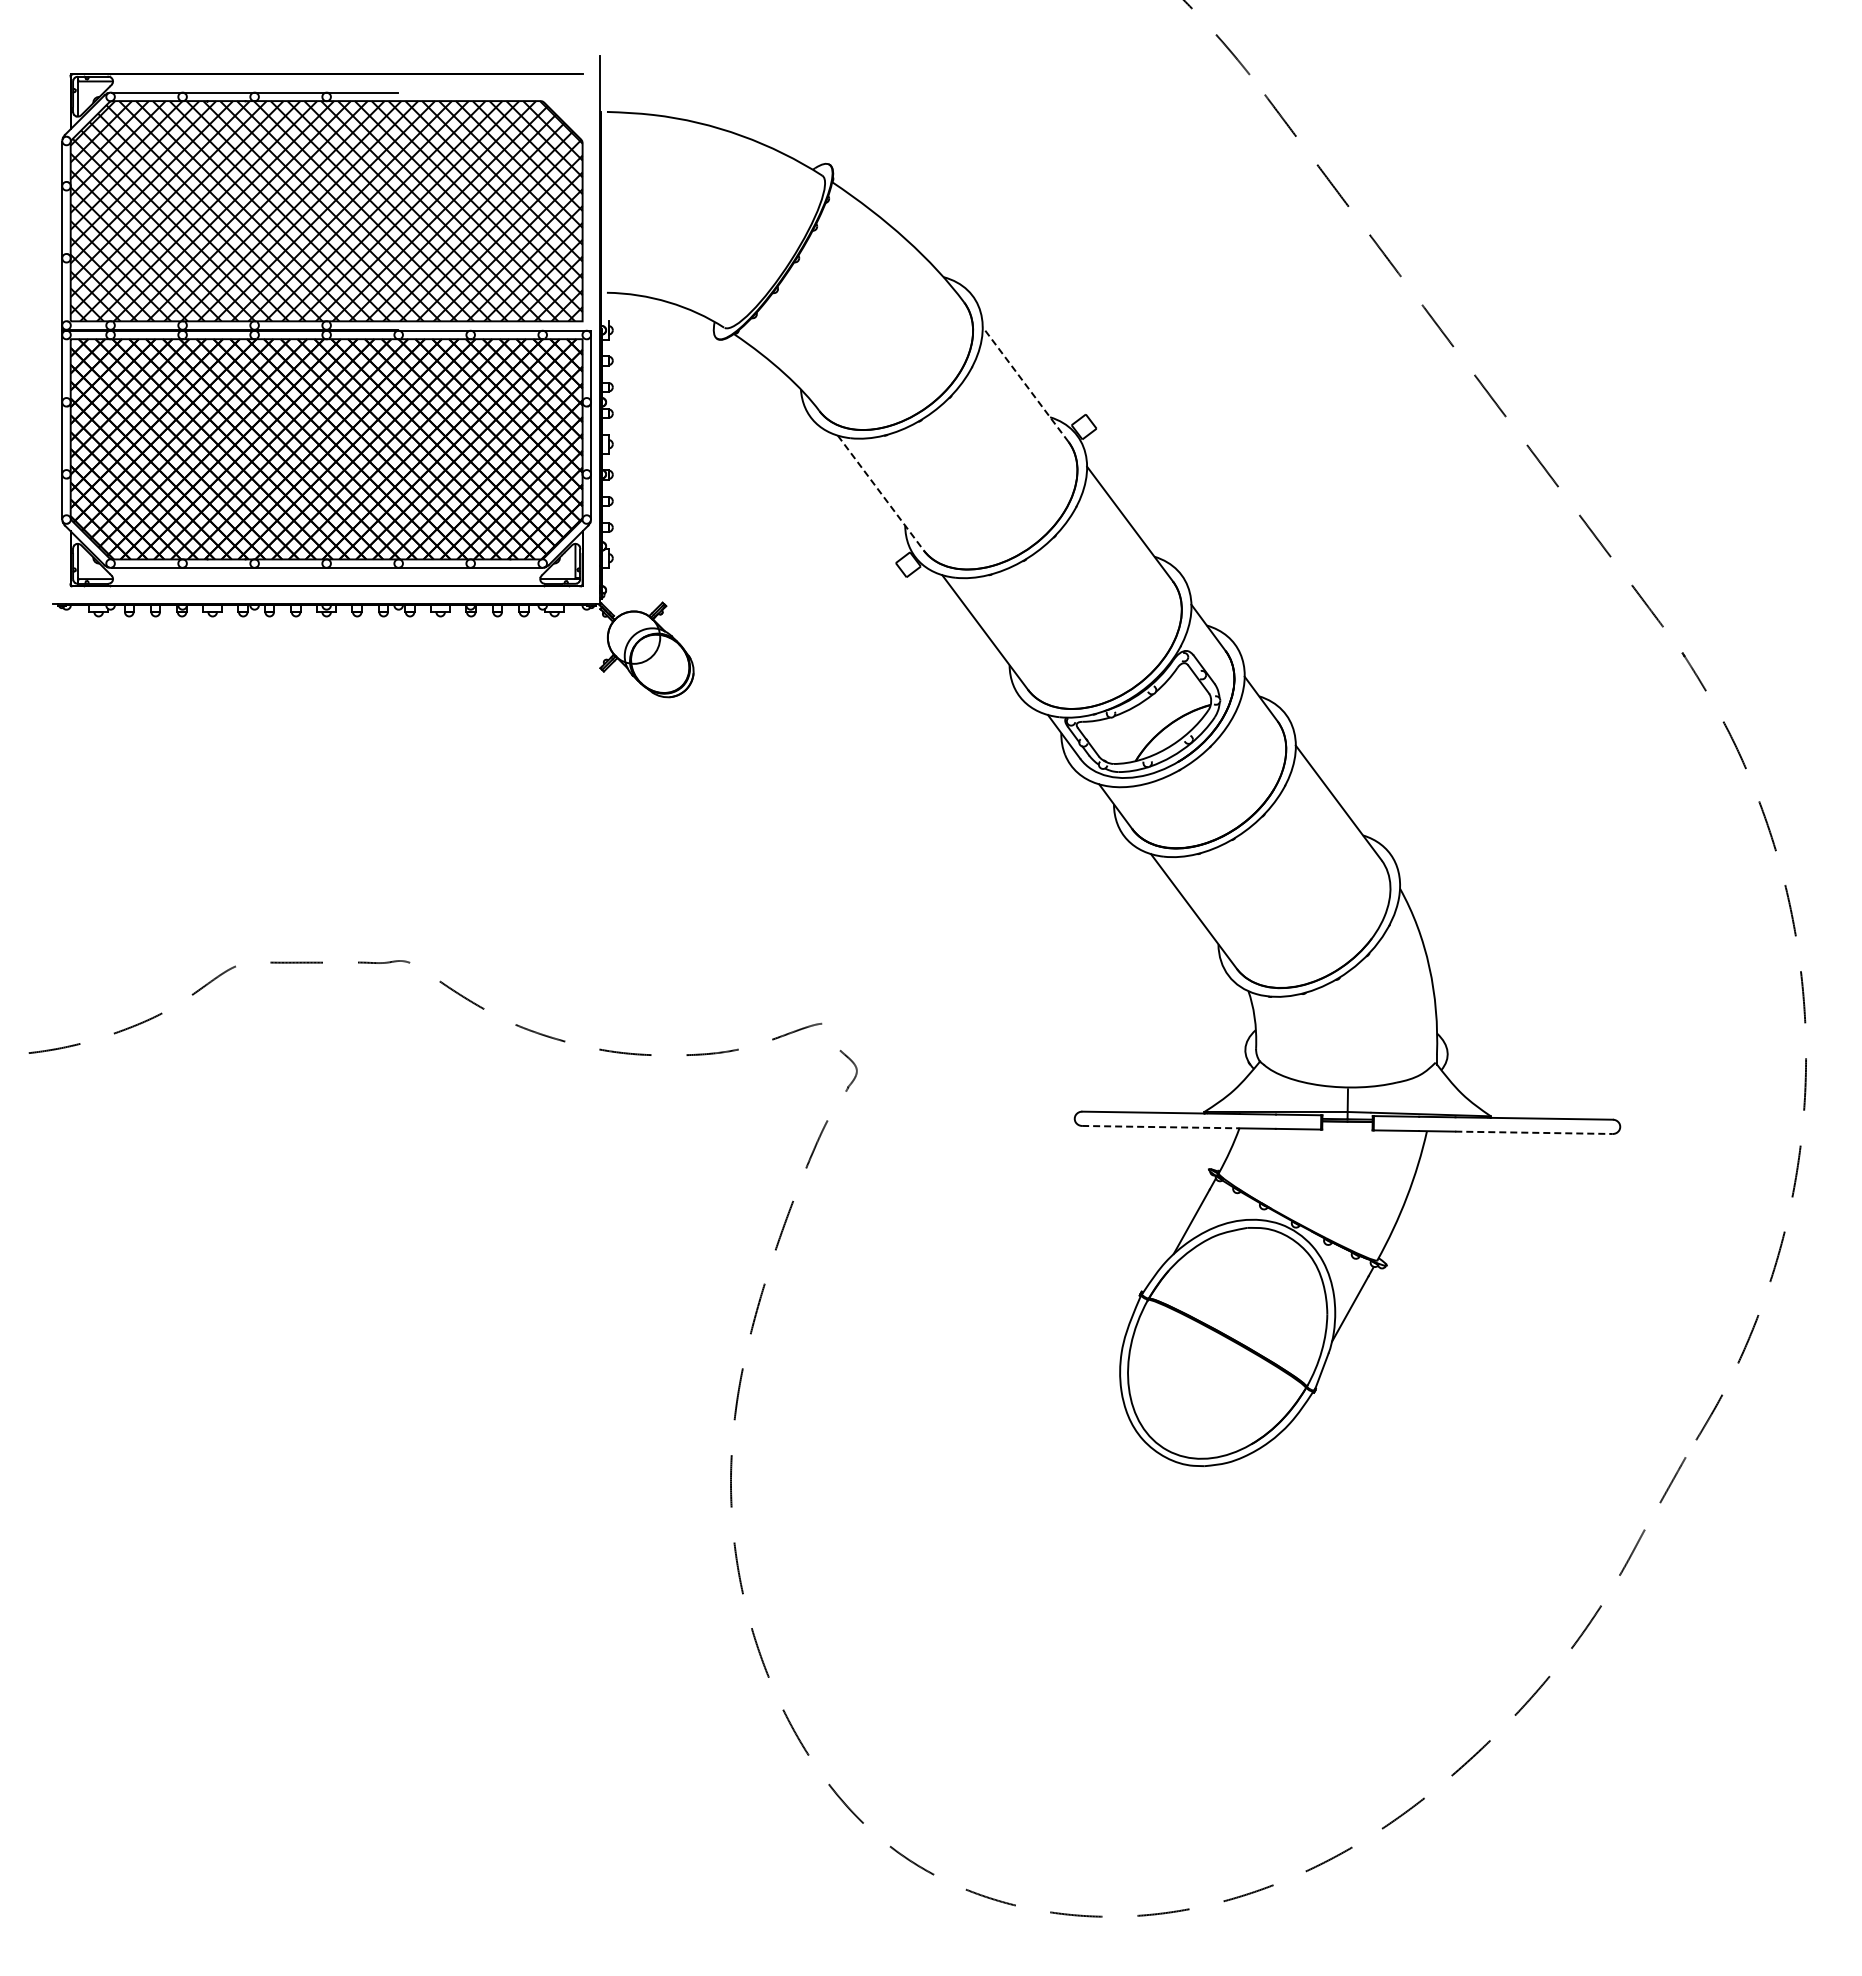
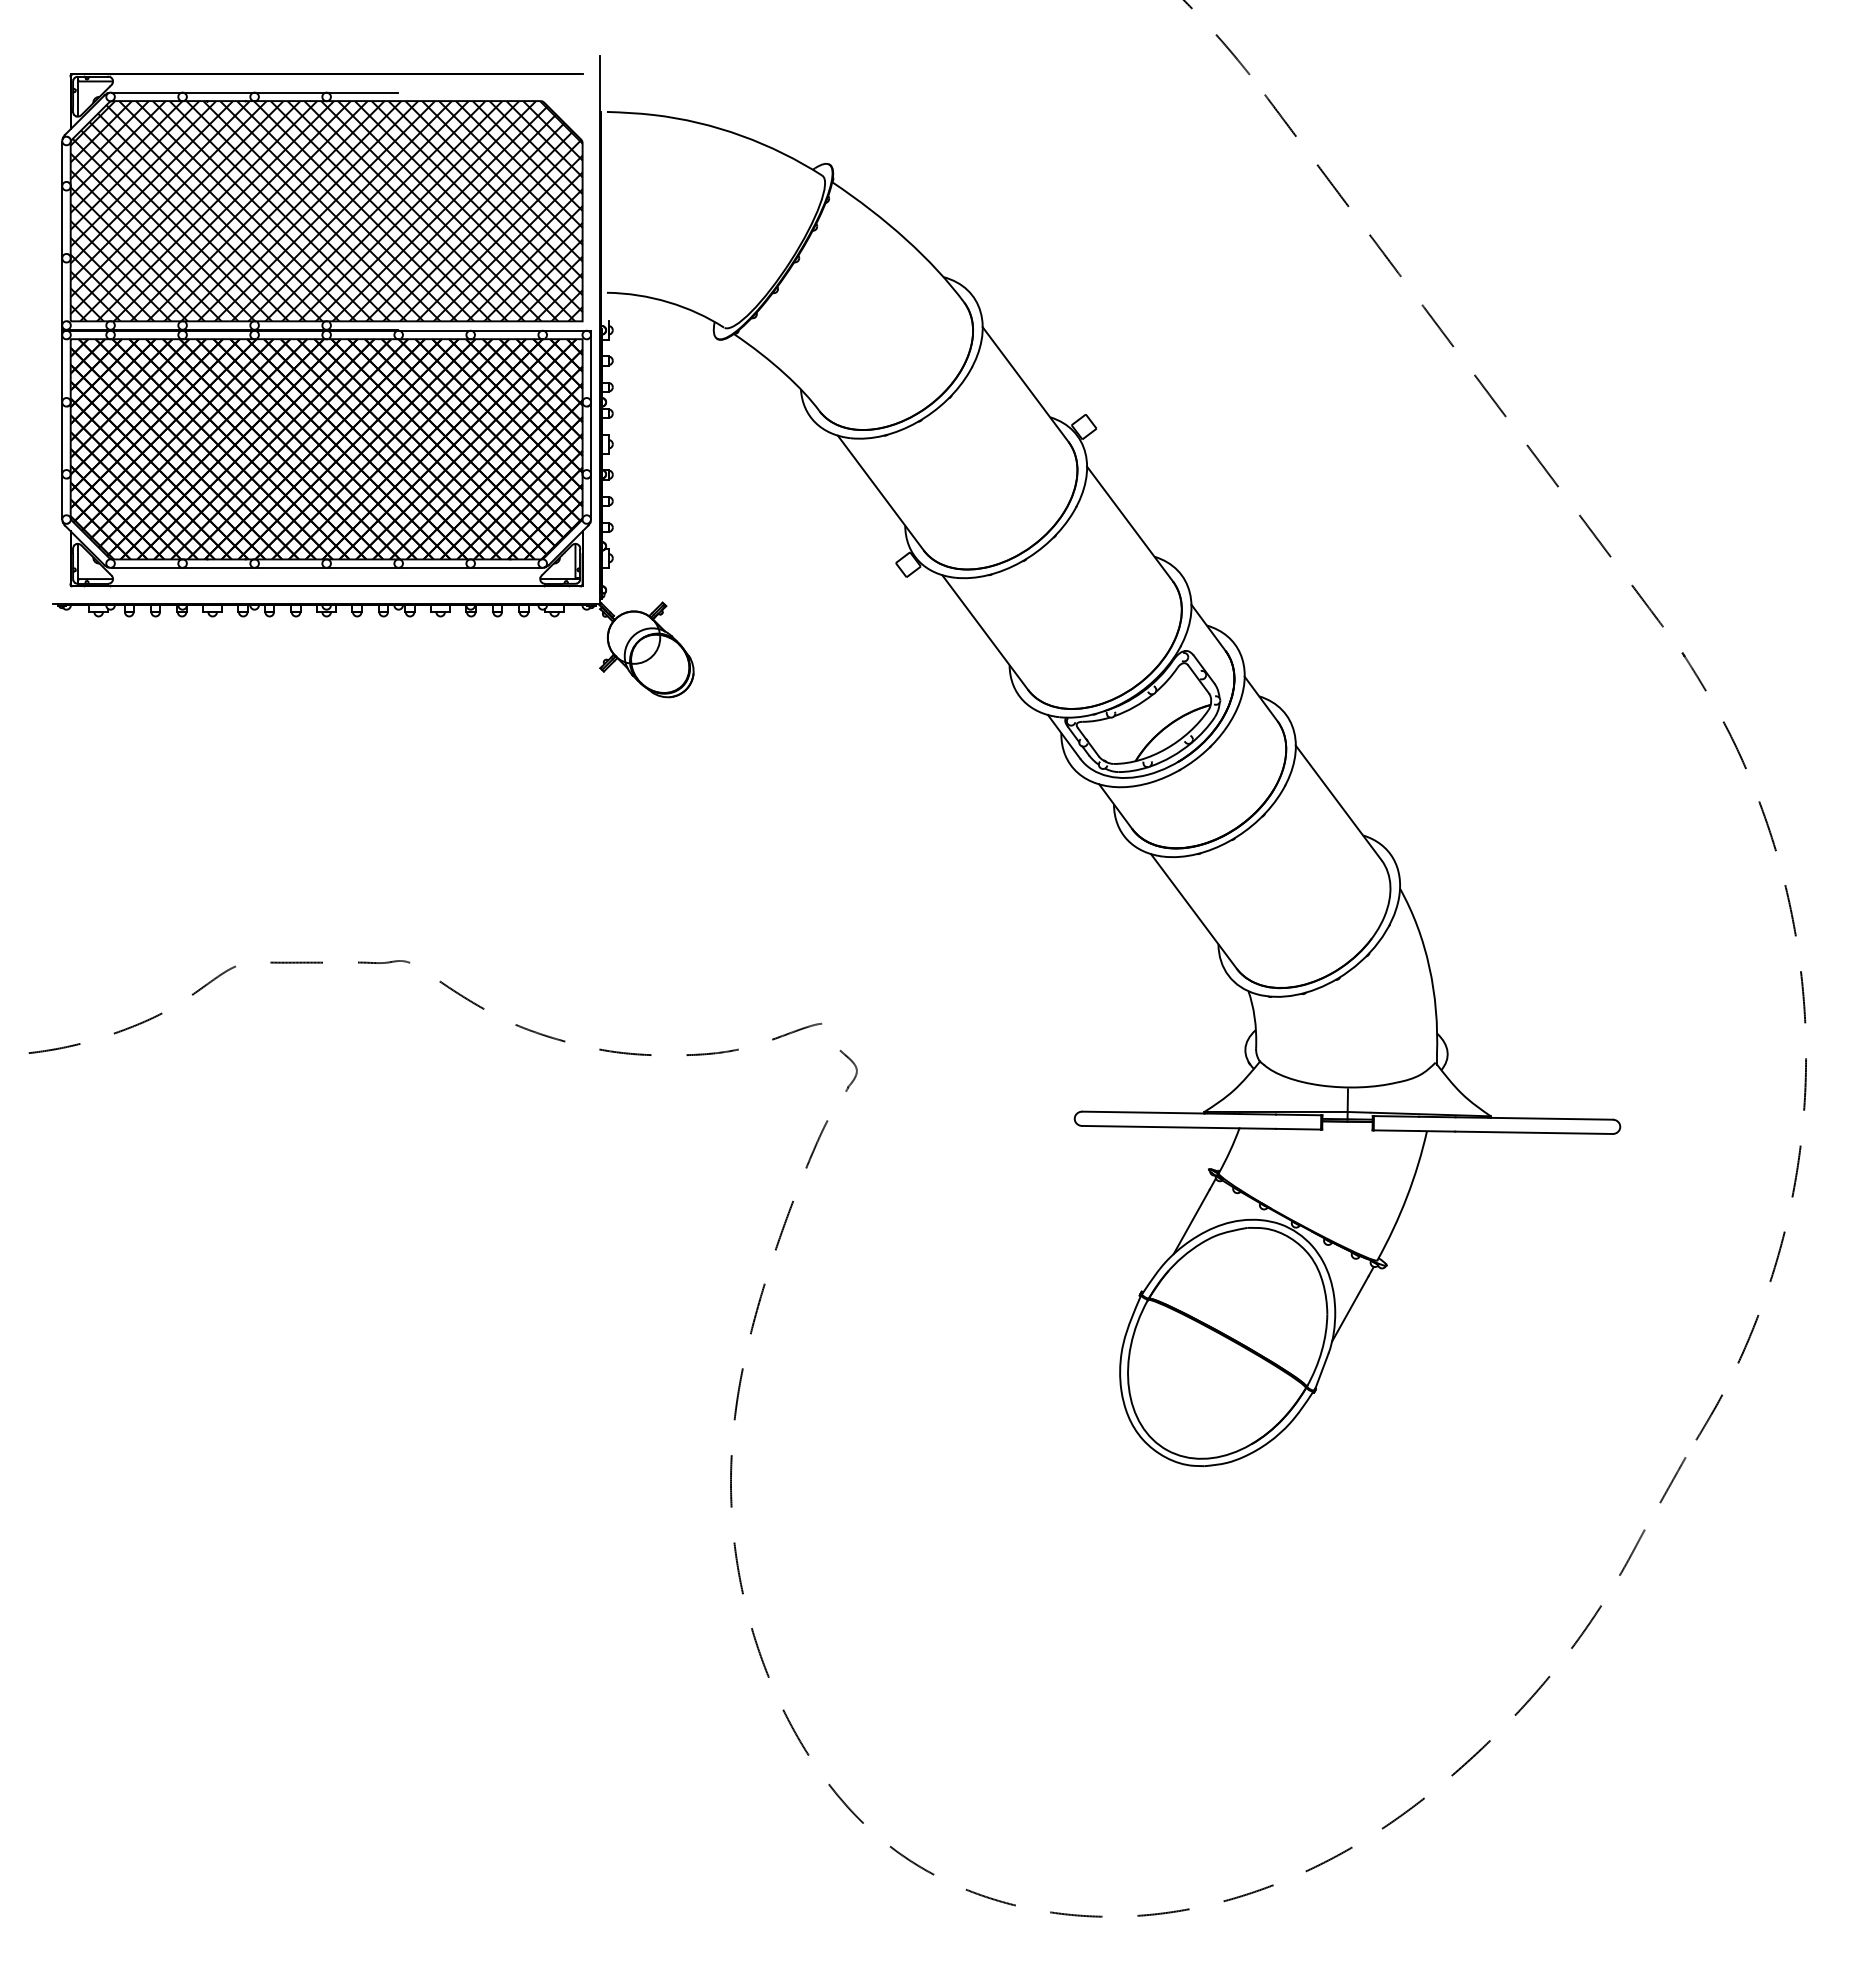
line: dashed -> solid (1025, 384)
line: dashed -> solid (880, 493)
line: dashed -> solid (1160, 1127)
line: dashed -> solid (1533, 1132)
